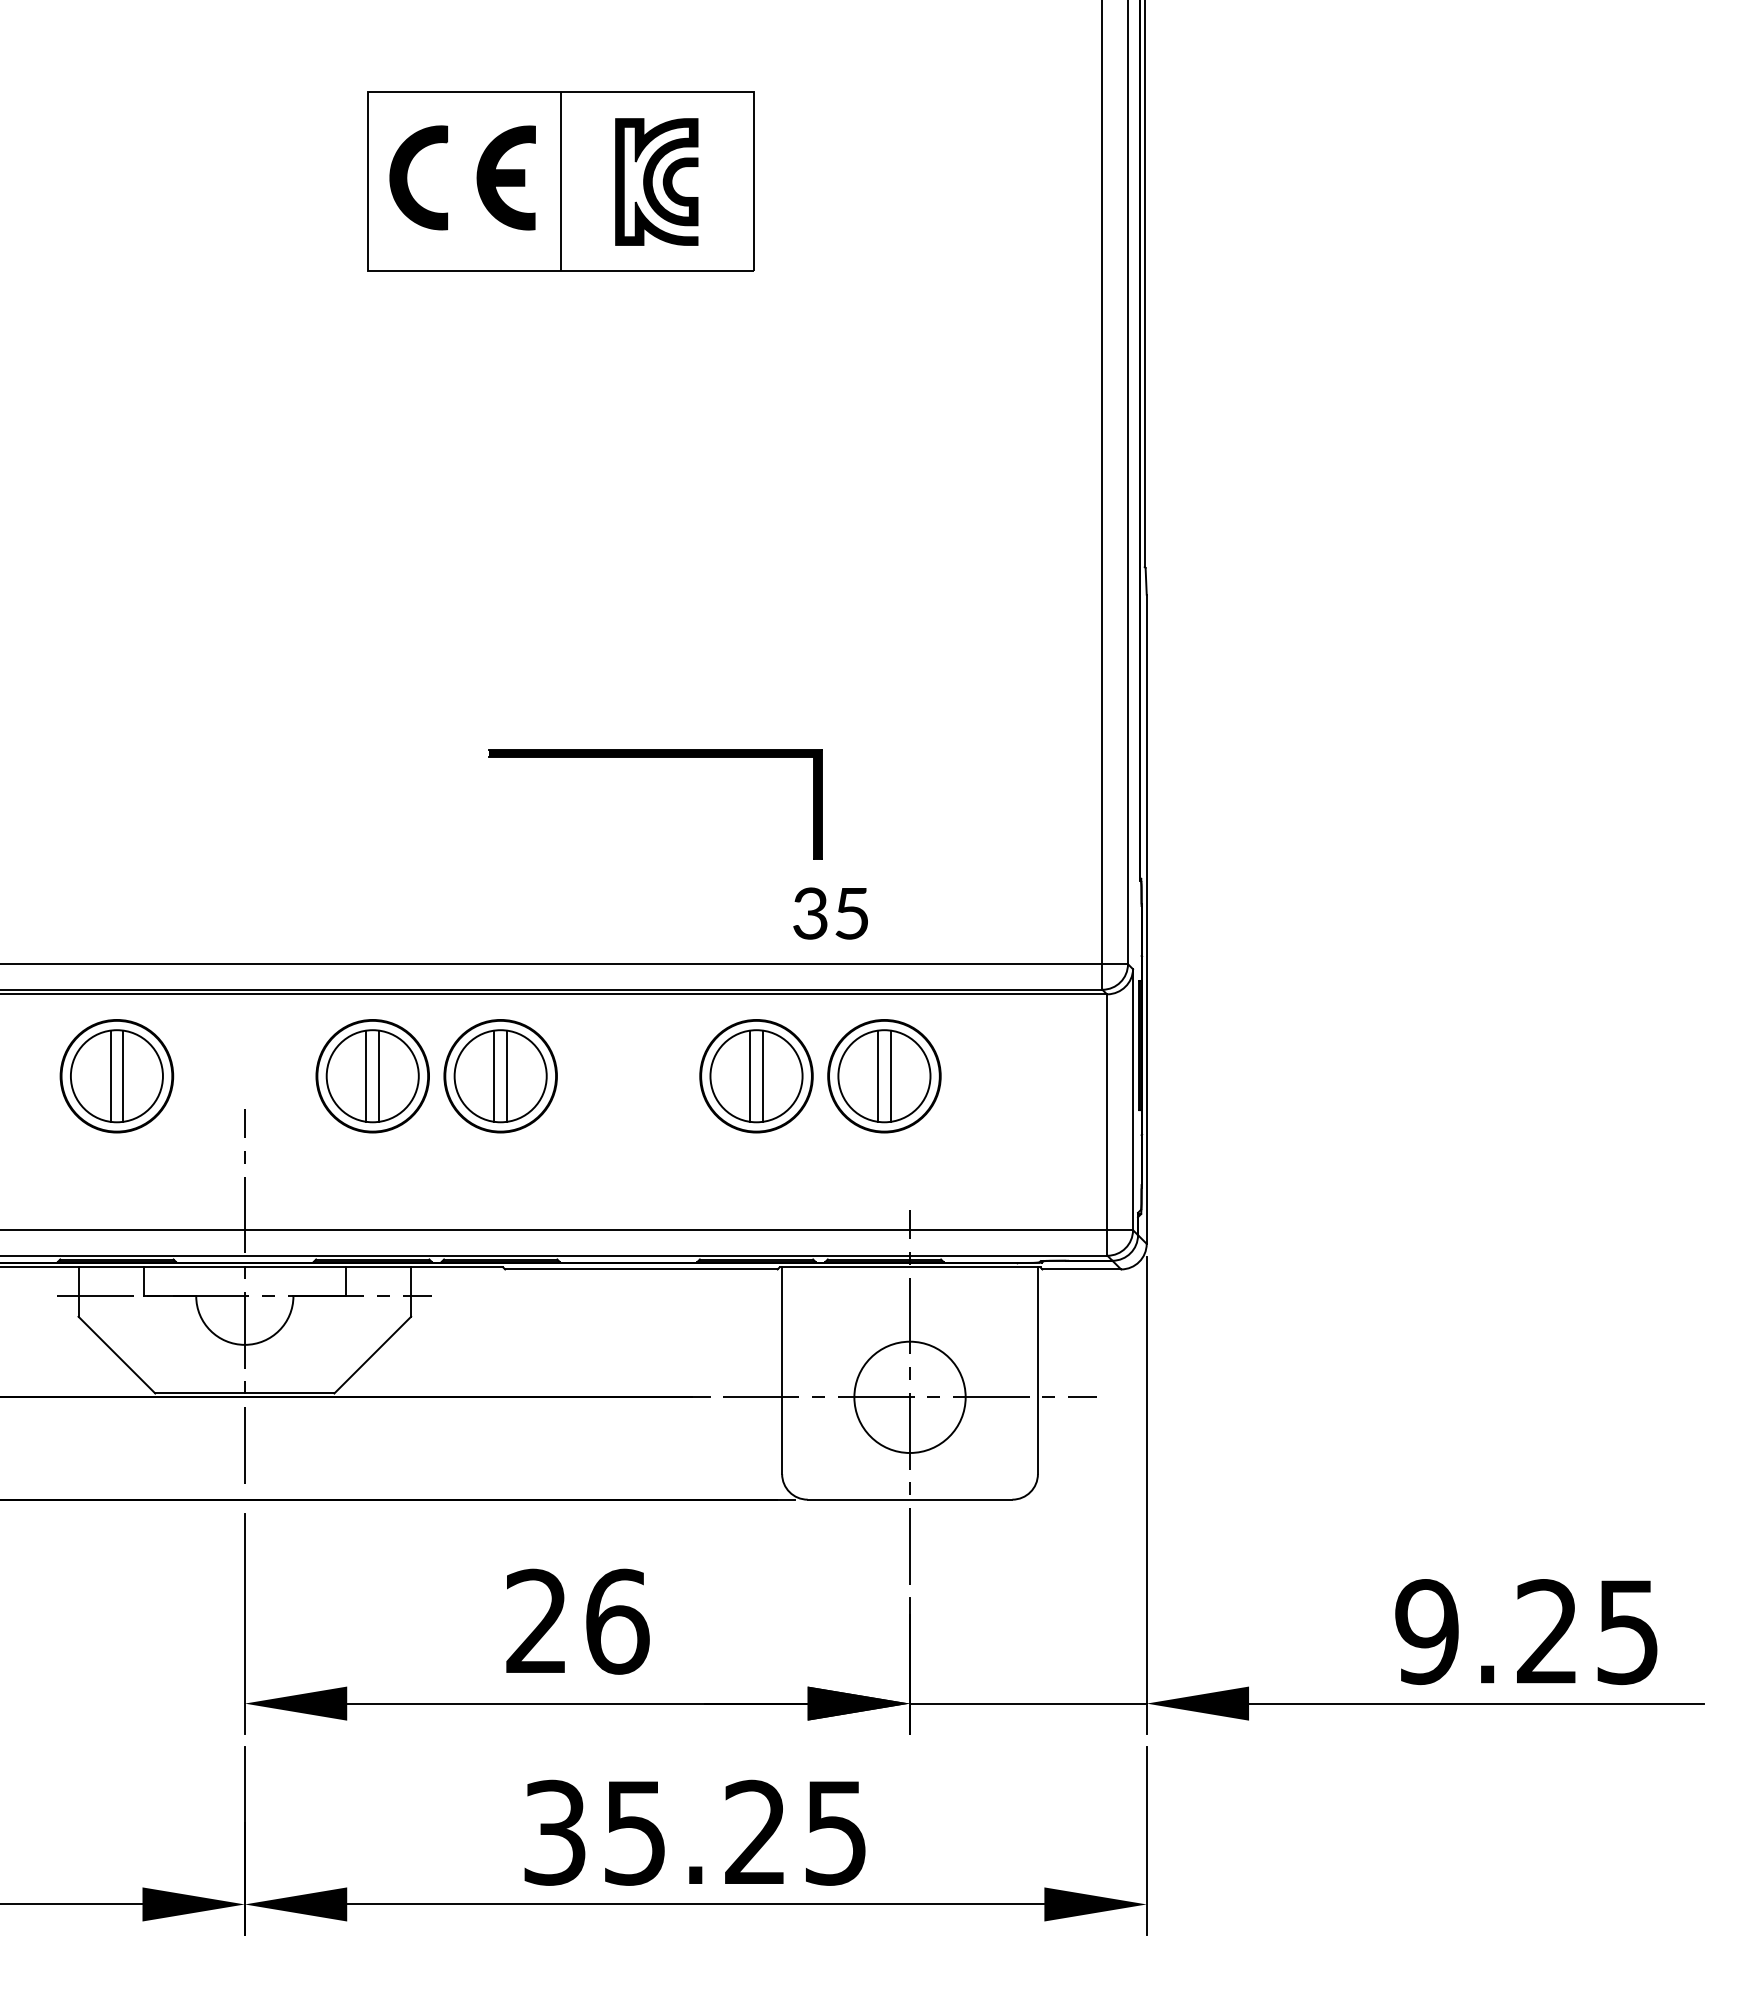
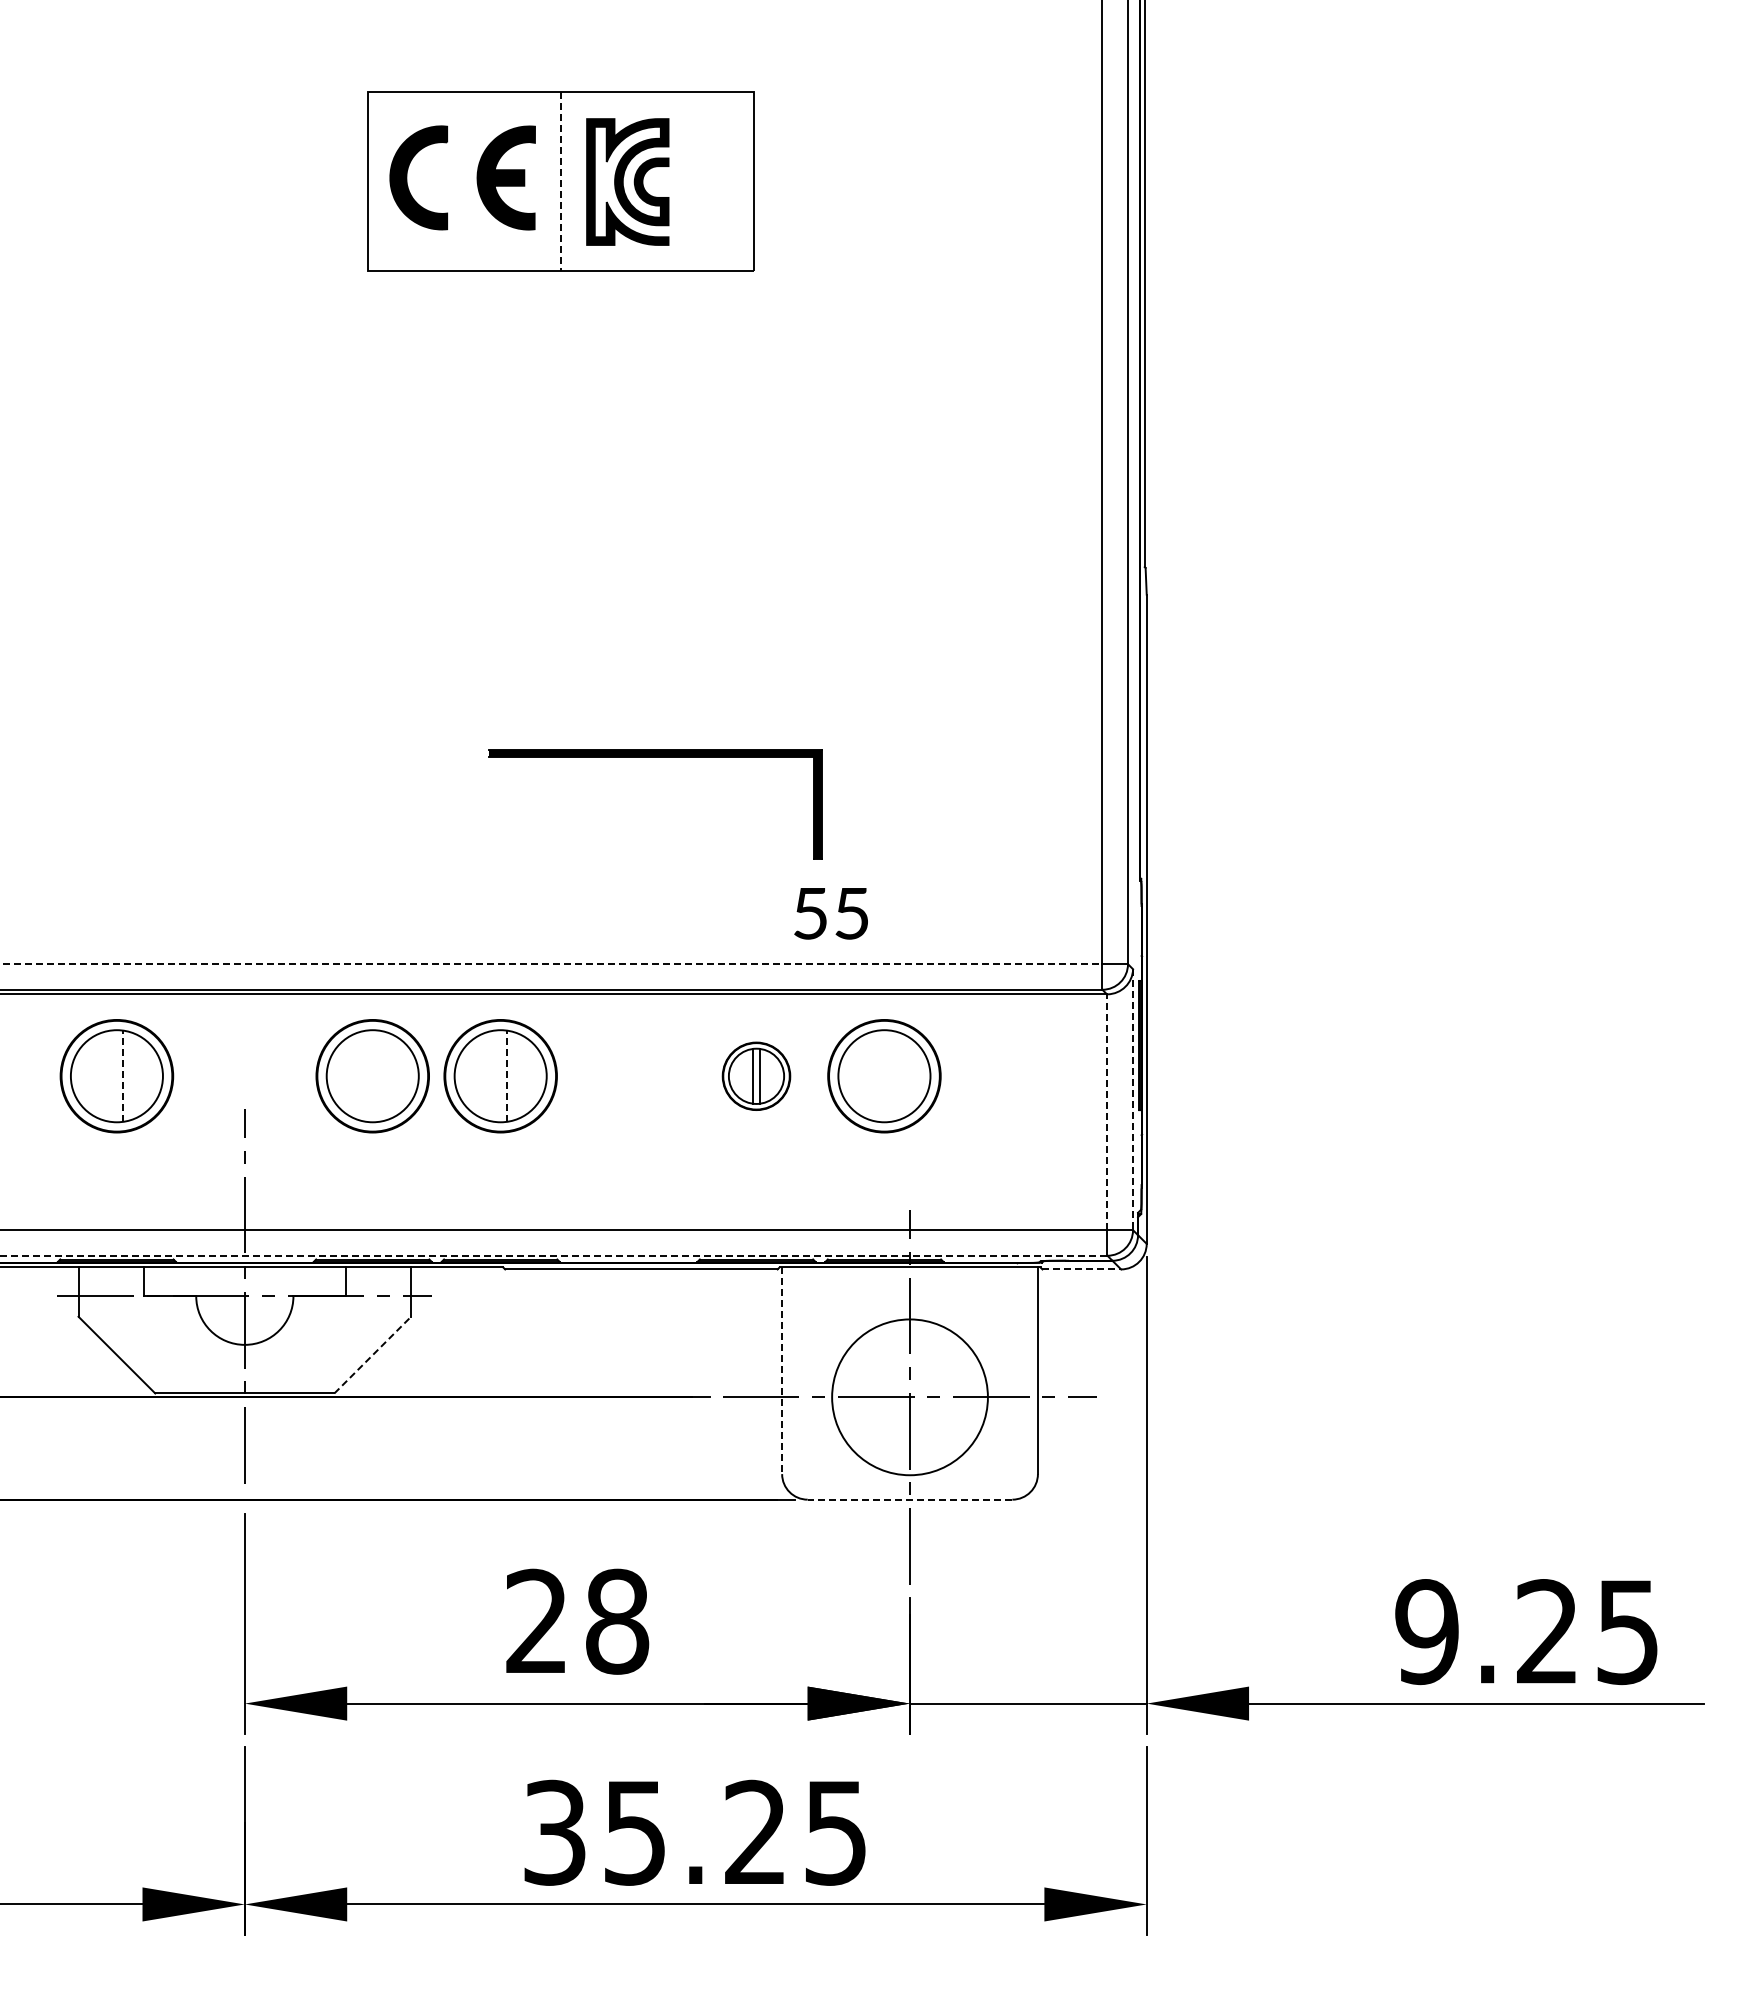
part position: (656, 181) -> (627, 181) (627, 181)
line: solid -> dashed (560, 182)
text: 35 -> 55 (810, 913)
line: solid -> dashed (551, 964)
line: present -> none (110, 1075)
line: present -> none (366, 1075)
line: present -> none (379, 1075)
line: present -> none (494, 1075)
line: present -> none (878, 1075)
line: present -> none (890, 1075)
line: solid -> dashed (123, 1076)
line: solid -> dashed (507, 1076)
part size: 115x115 px -> 71x70 px (756, 1075)
line: solid -> dashed (1133, 1100)
line: solid -> dashed (1107, 1112)
line: solid -> dashed (553, 1255)
line: solid -> dashed (1082, 1269)
line: solid -> dashed (373, 1354)
line: solid -> dashed (782, 1371)
circle diameter: 111 px -> 156 px (909, 1397)
line: solid -> dashed (909, 1499)
text: 26 -> 28 (617, 1621)
